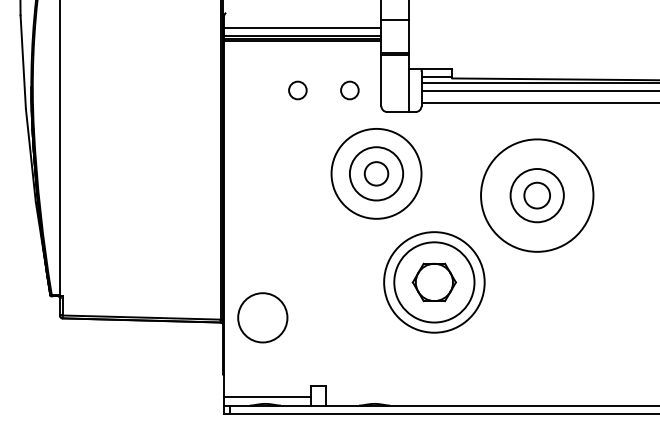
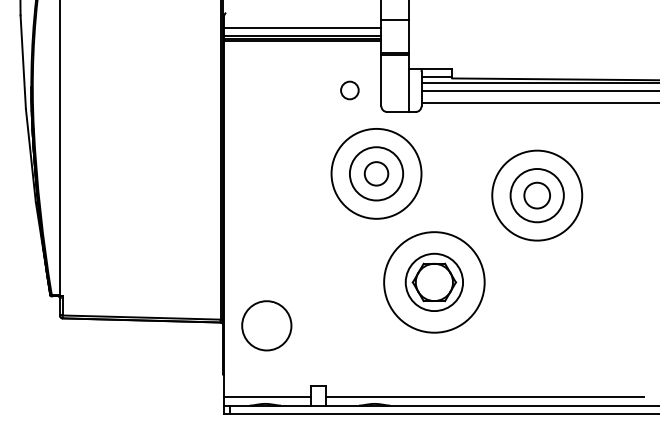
circle: present -> none (297, 90)
circle diameter: 112 px -> 90 px (537, 195)
circle diameter: 80 px -> 57 px (434, 282)
circle position: (262, 317) -> (266, 325) (266, 325)
line: none -> present (484, 397)
